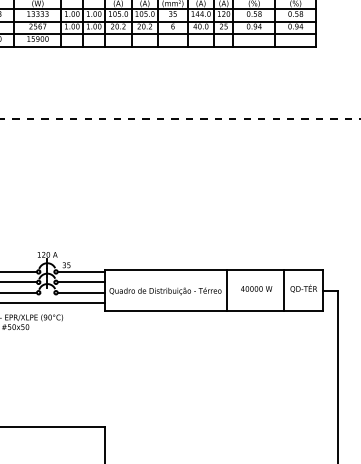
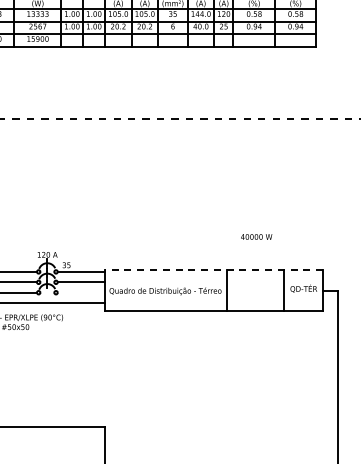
line: solid -> dashed (214, 269)
text position: (256, 288) -> (256, 236) (256, 236)
line: present -> none (81, 292)
